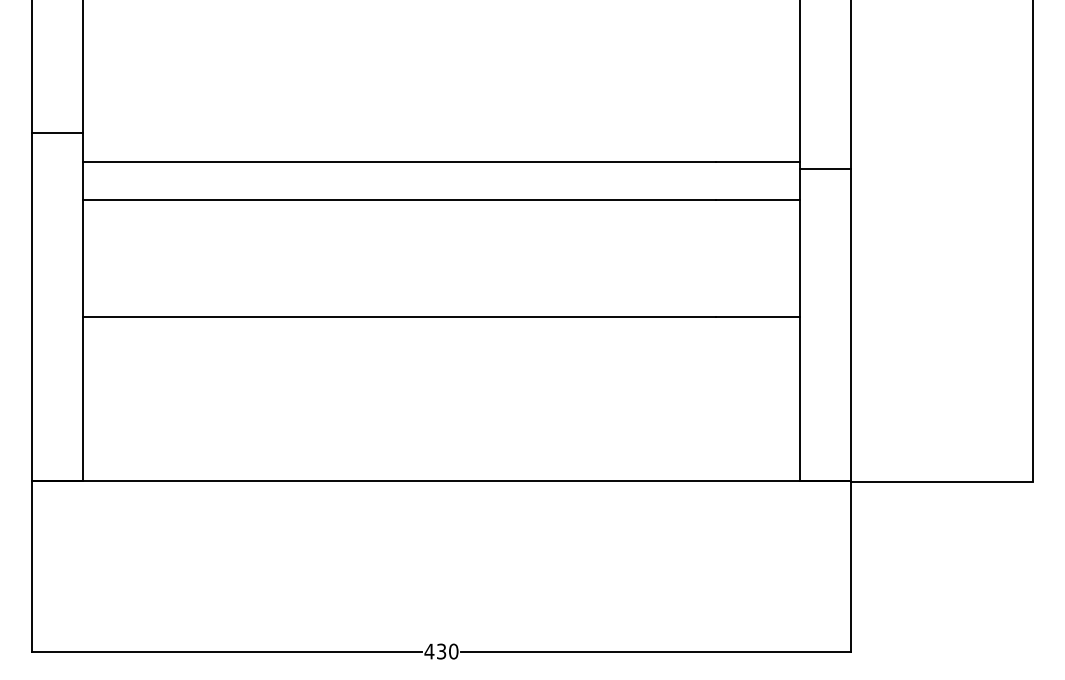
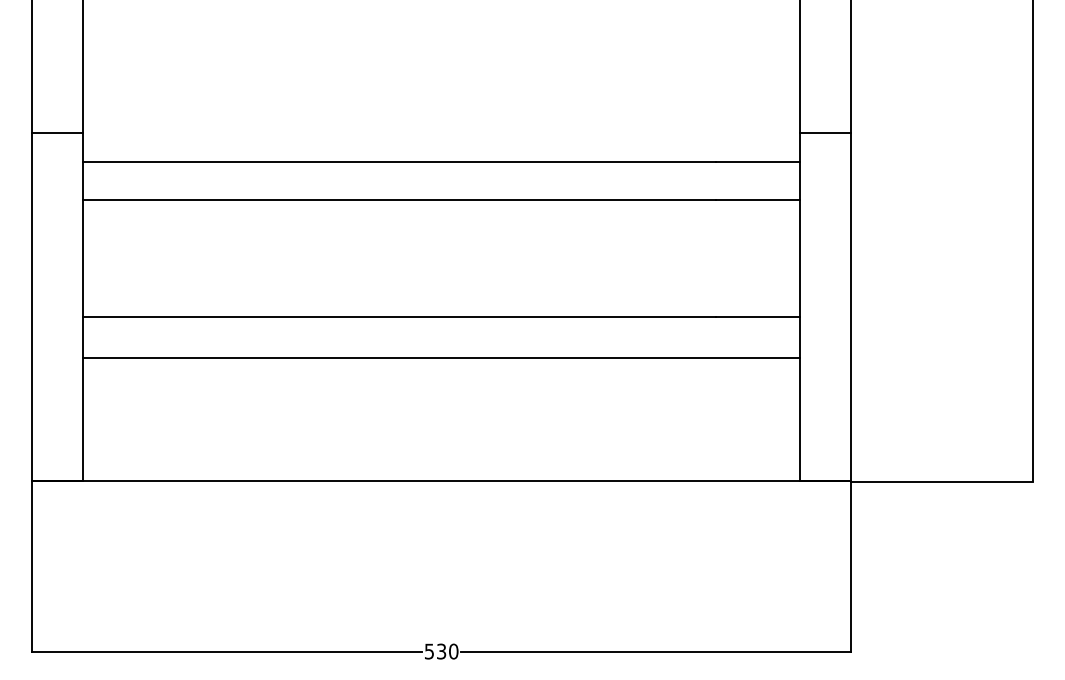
line position: (825, 168) -> (825, 132) (825, 132)
line: none -> present (441, 357)
text: 430 -> 530 (429, 651)
